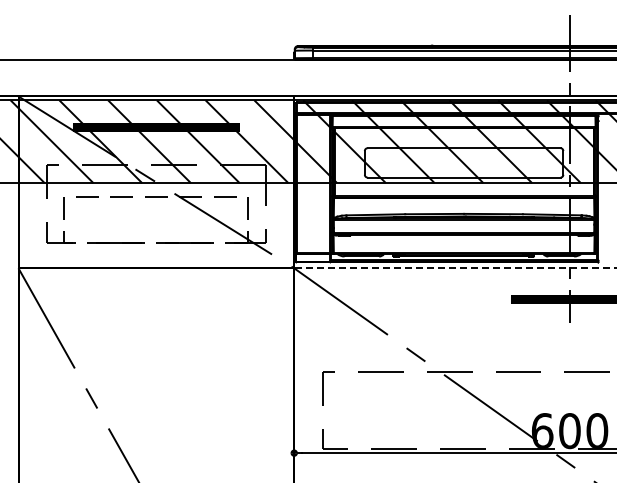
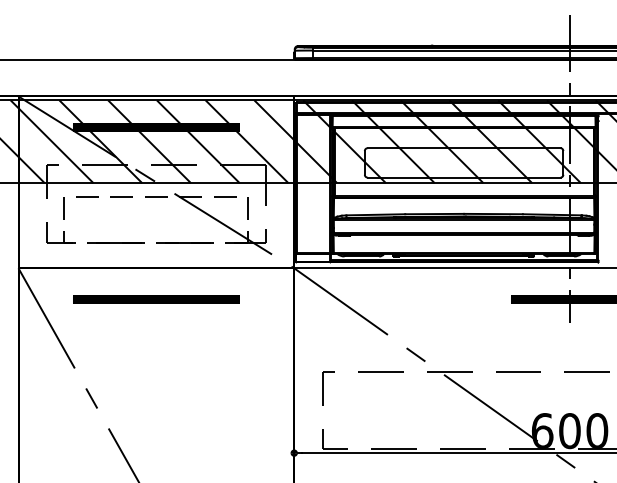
line: dashed -> solid (455, 268)
part: none -> present (156, 299)
